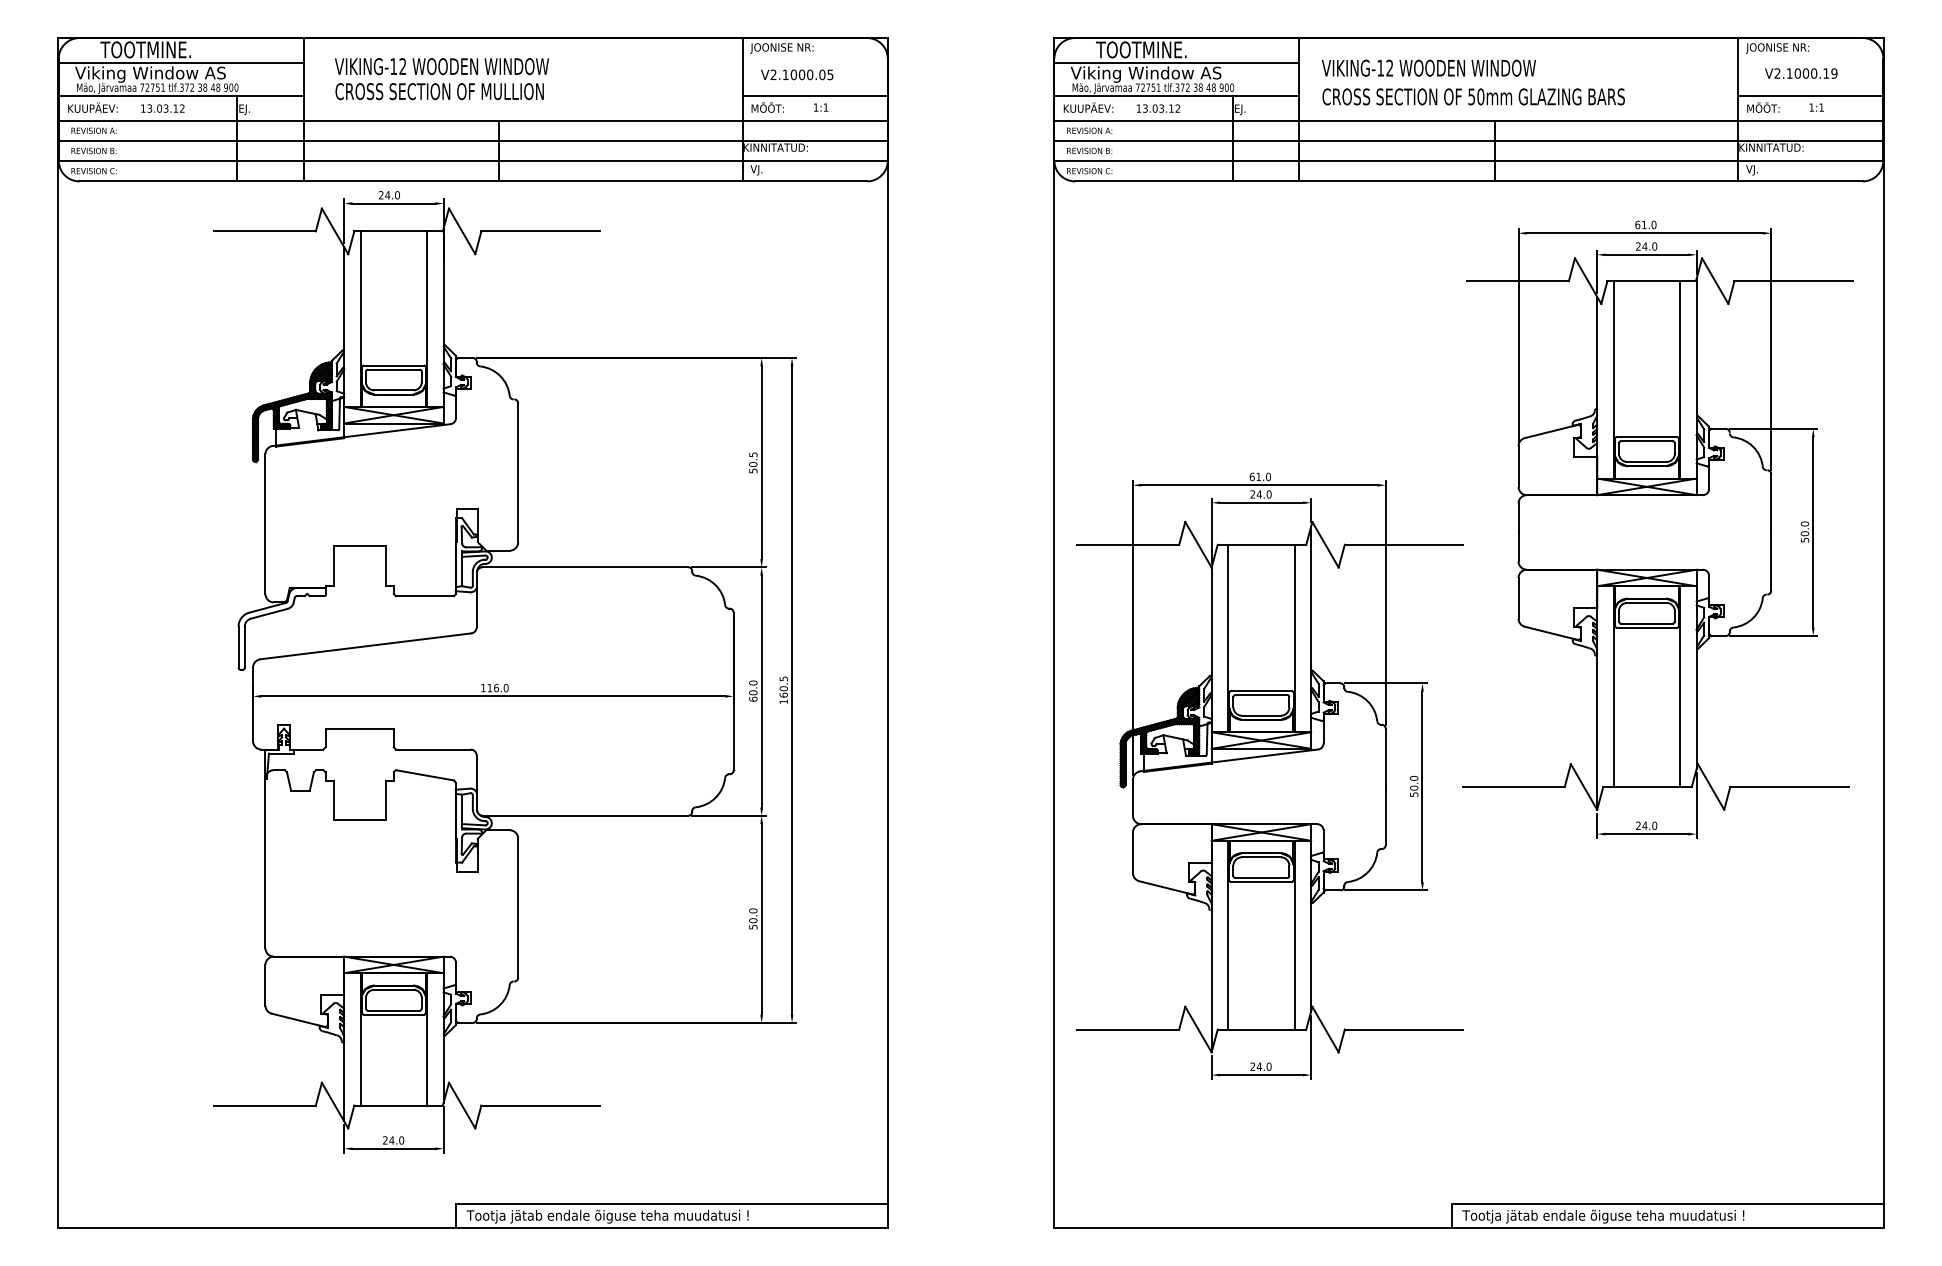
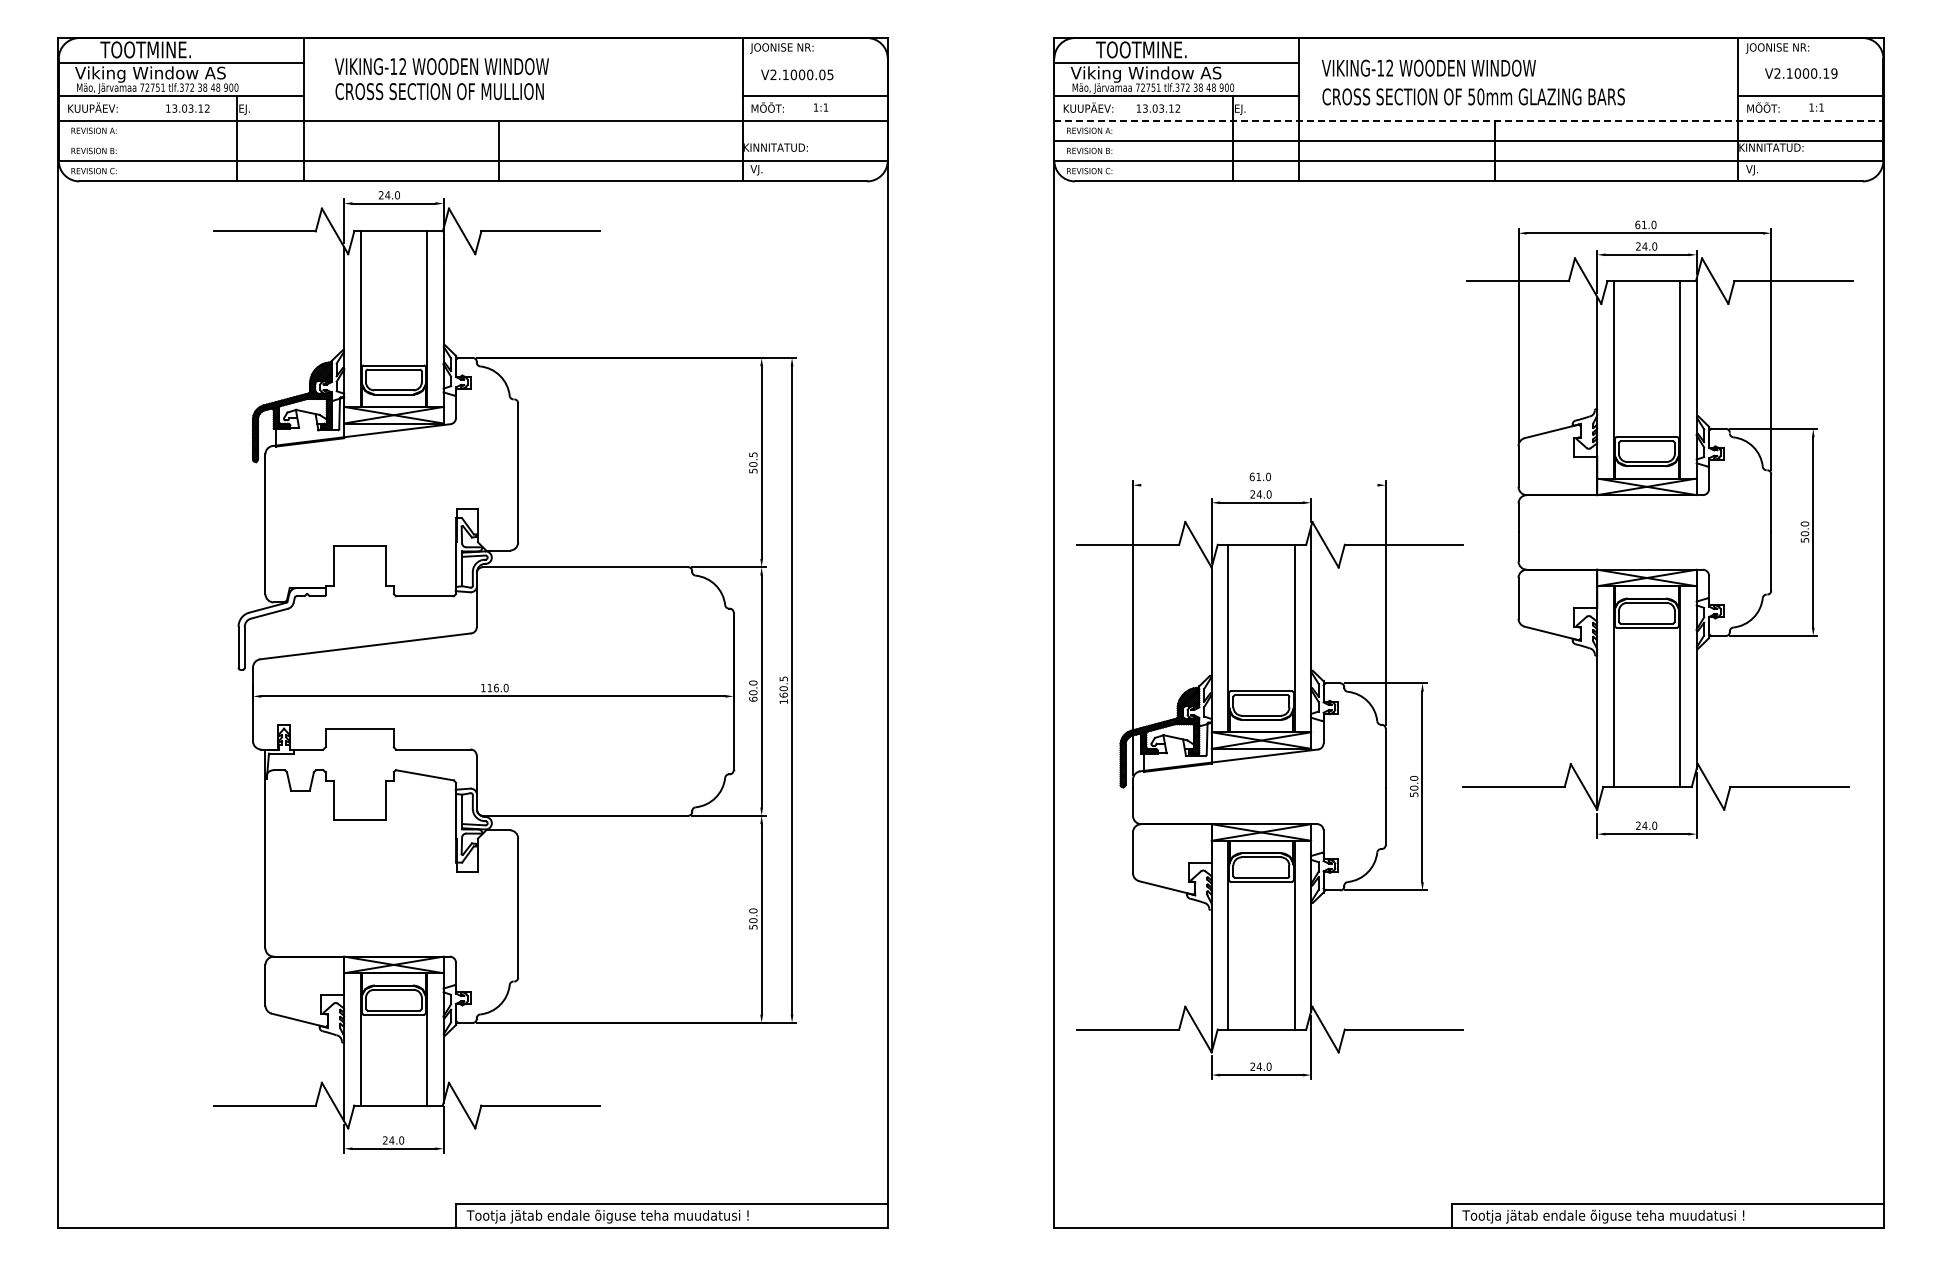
text position: (162, 108) -> (187, 108) (187, 108)
line: solid -> dashed (1468, 120)
line: present -> none (472, 141)
line: present -> none (1259, 485)
